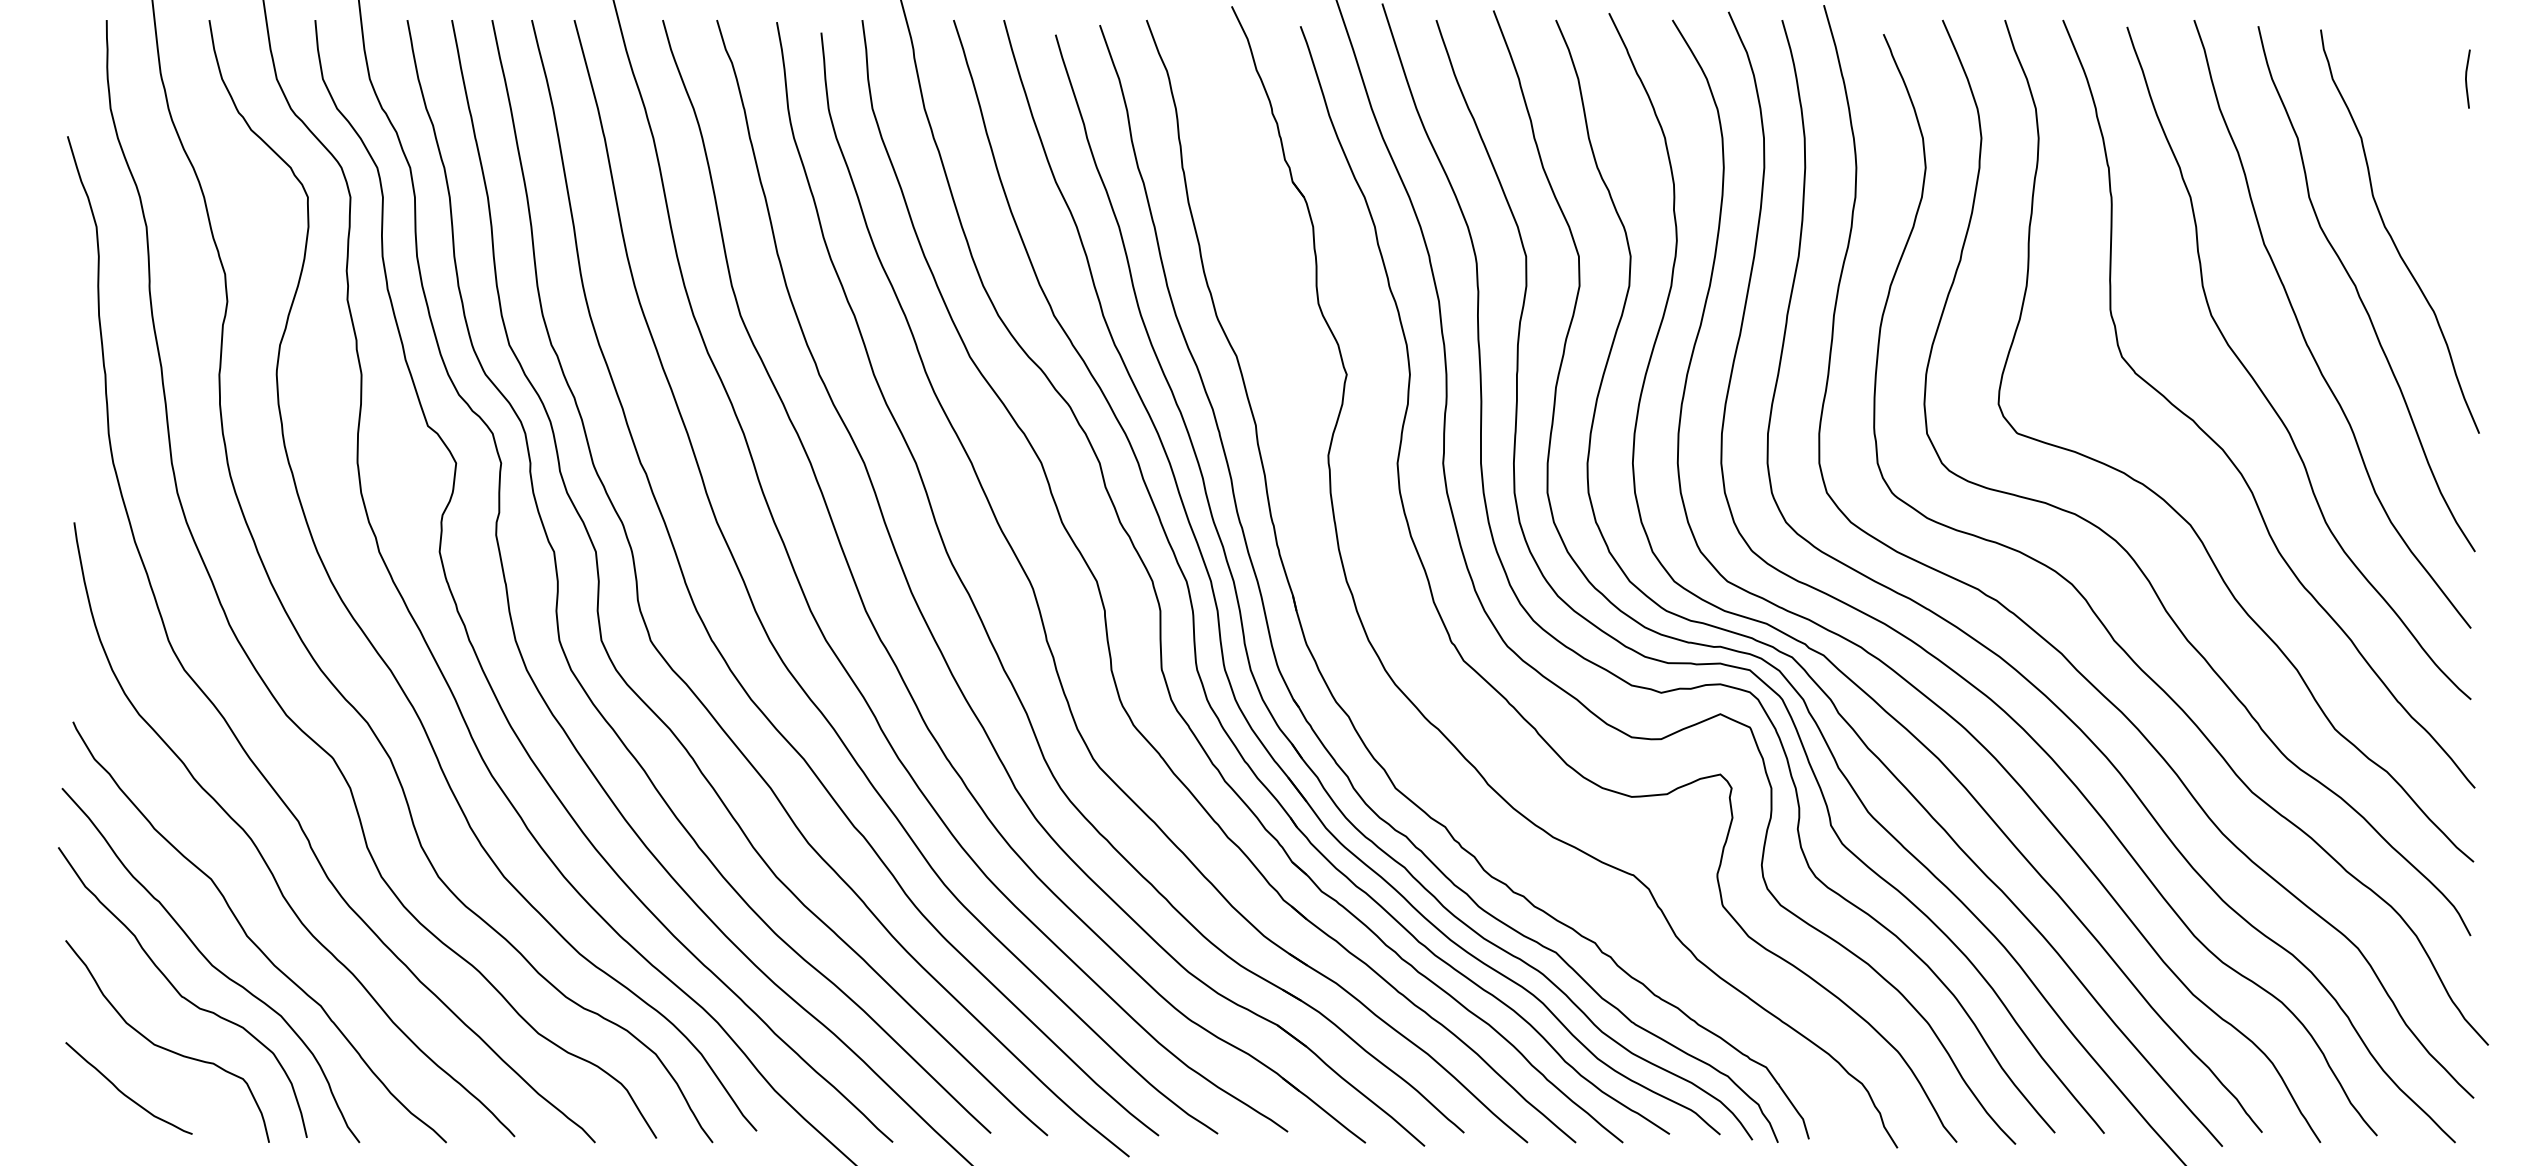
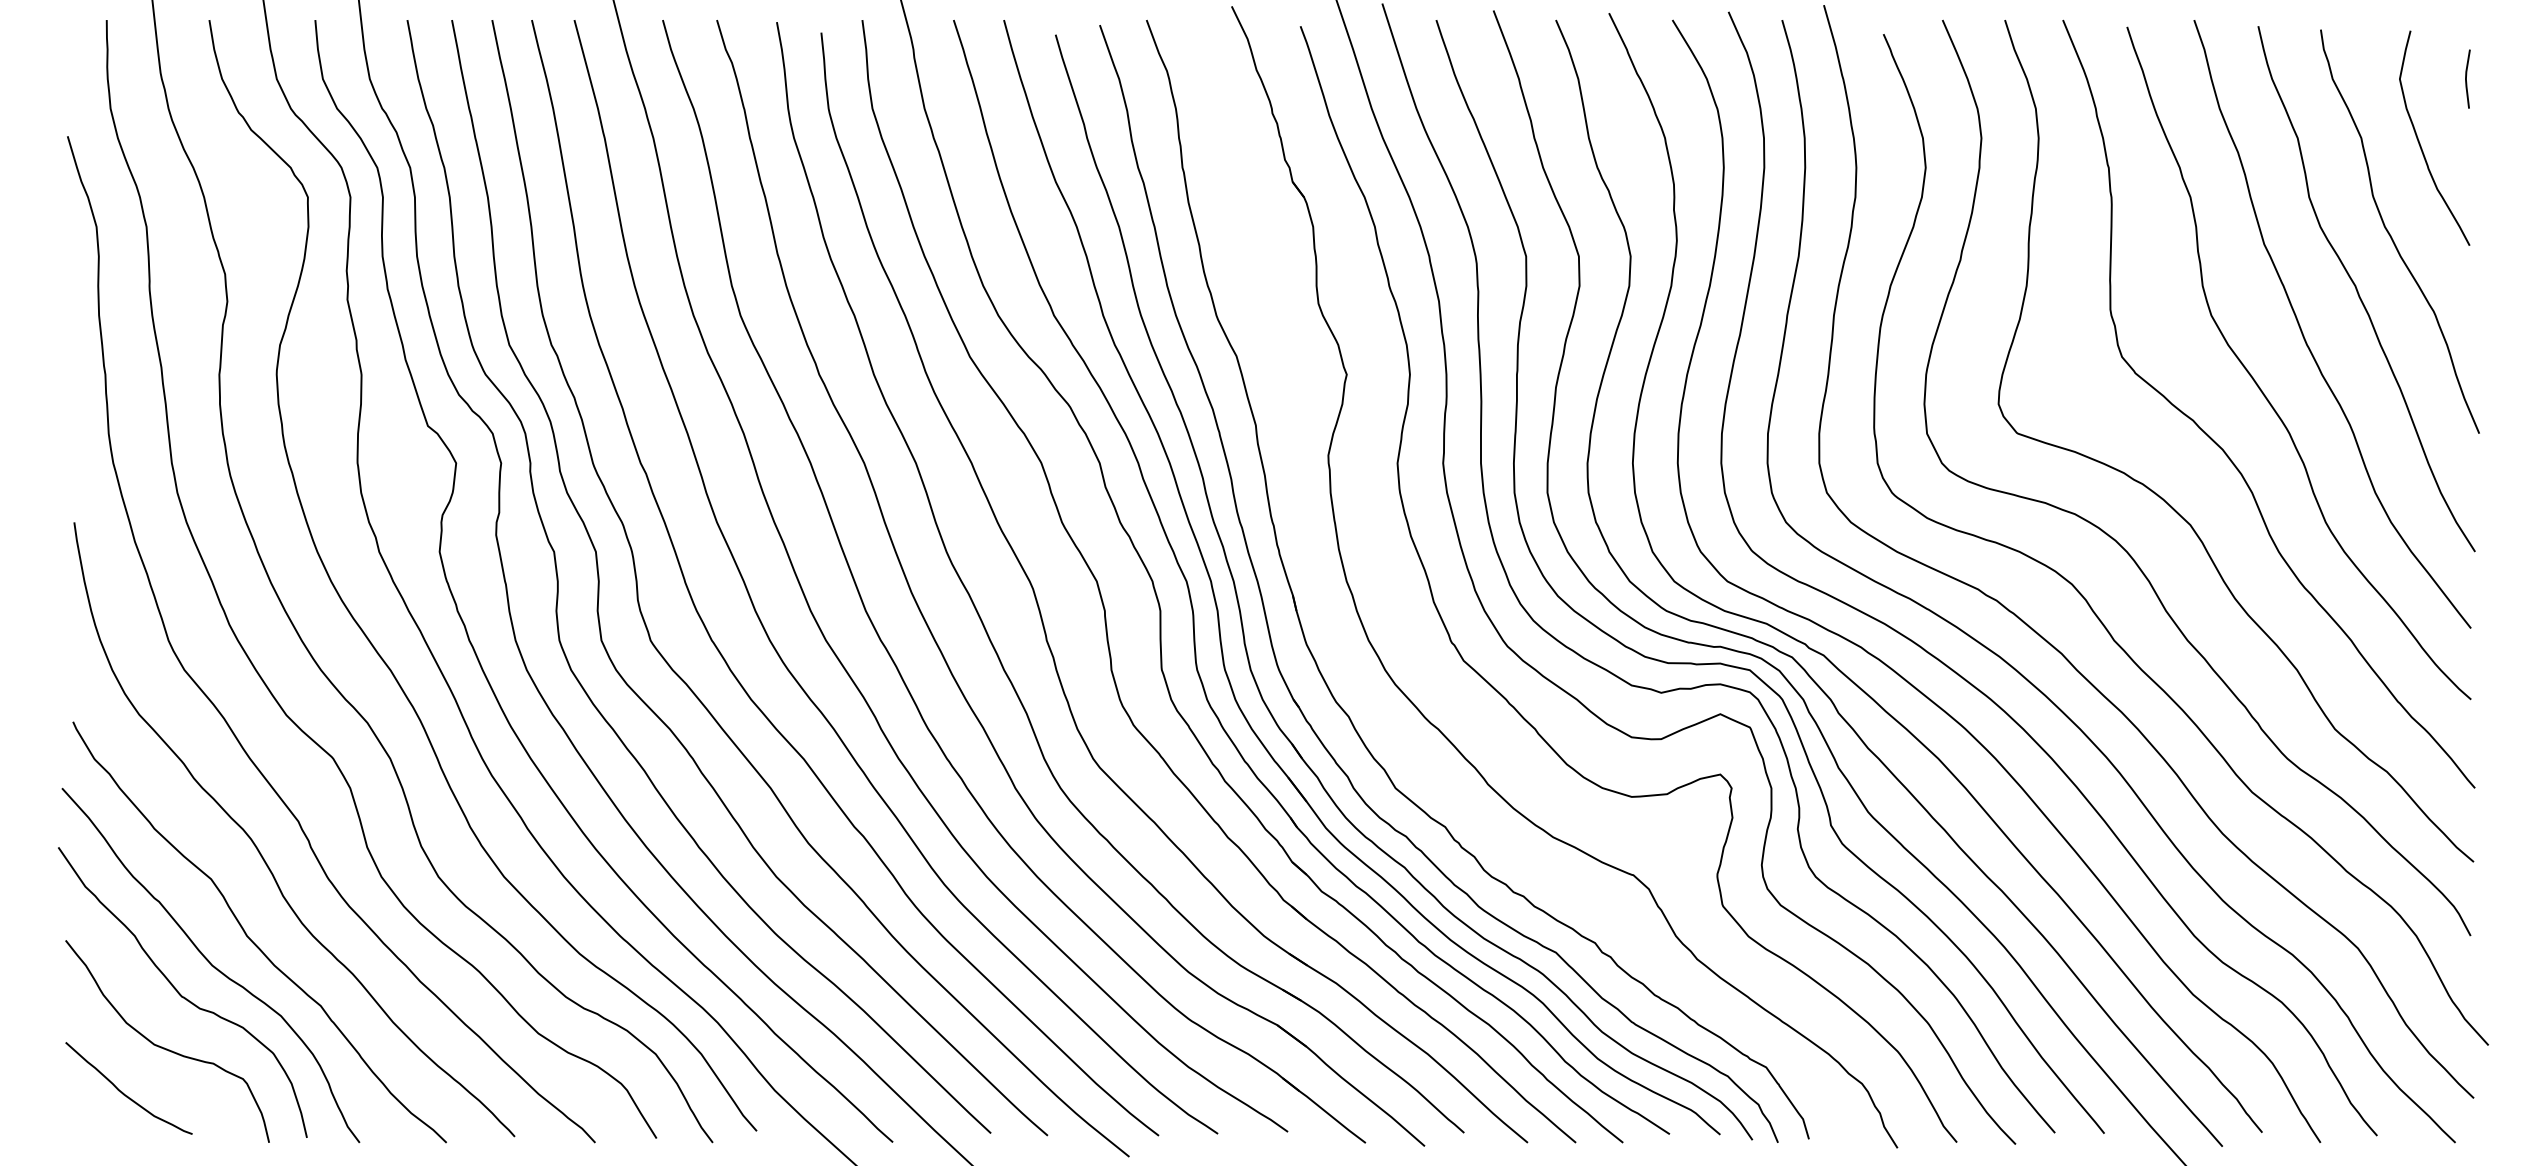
curve: none -> present (2420, 143)
